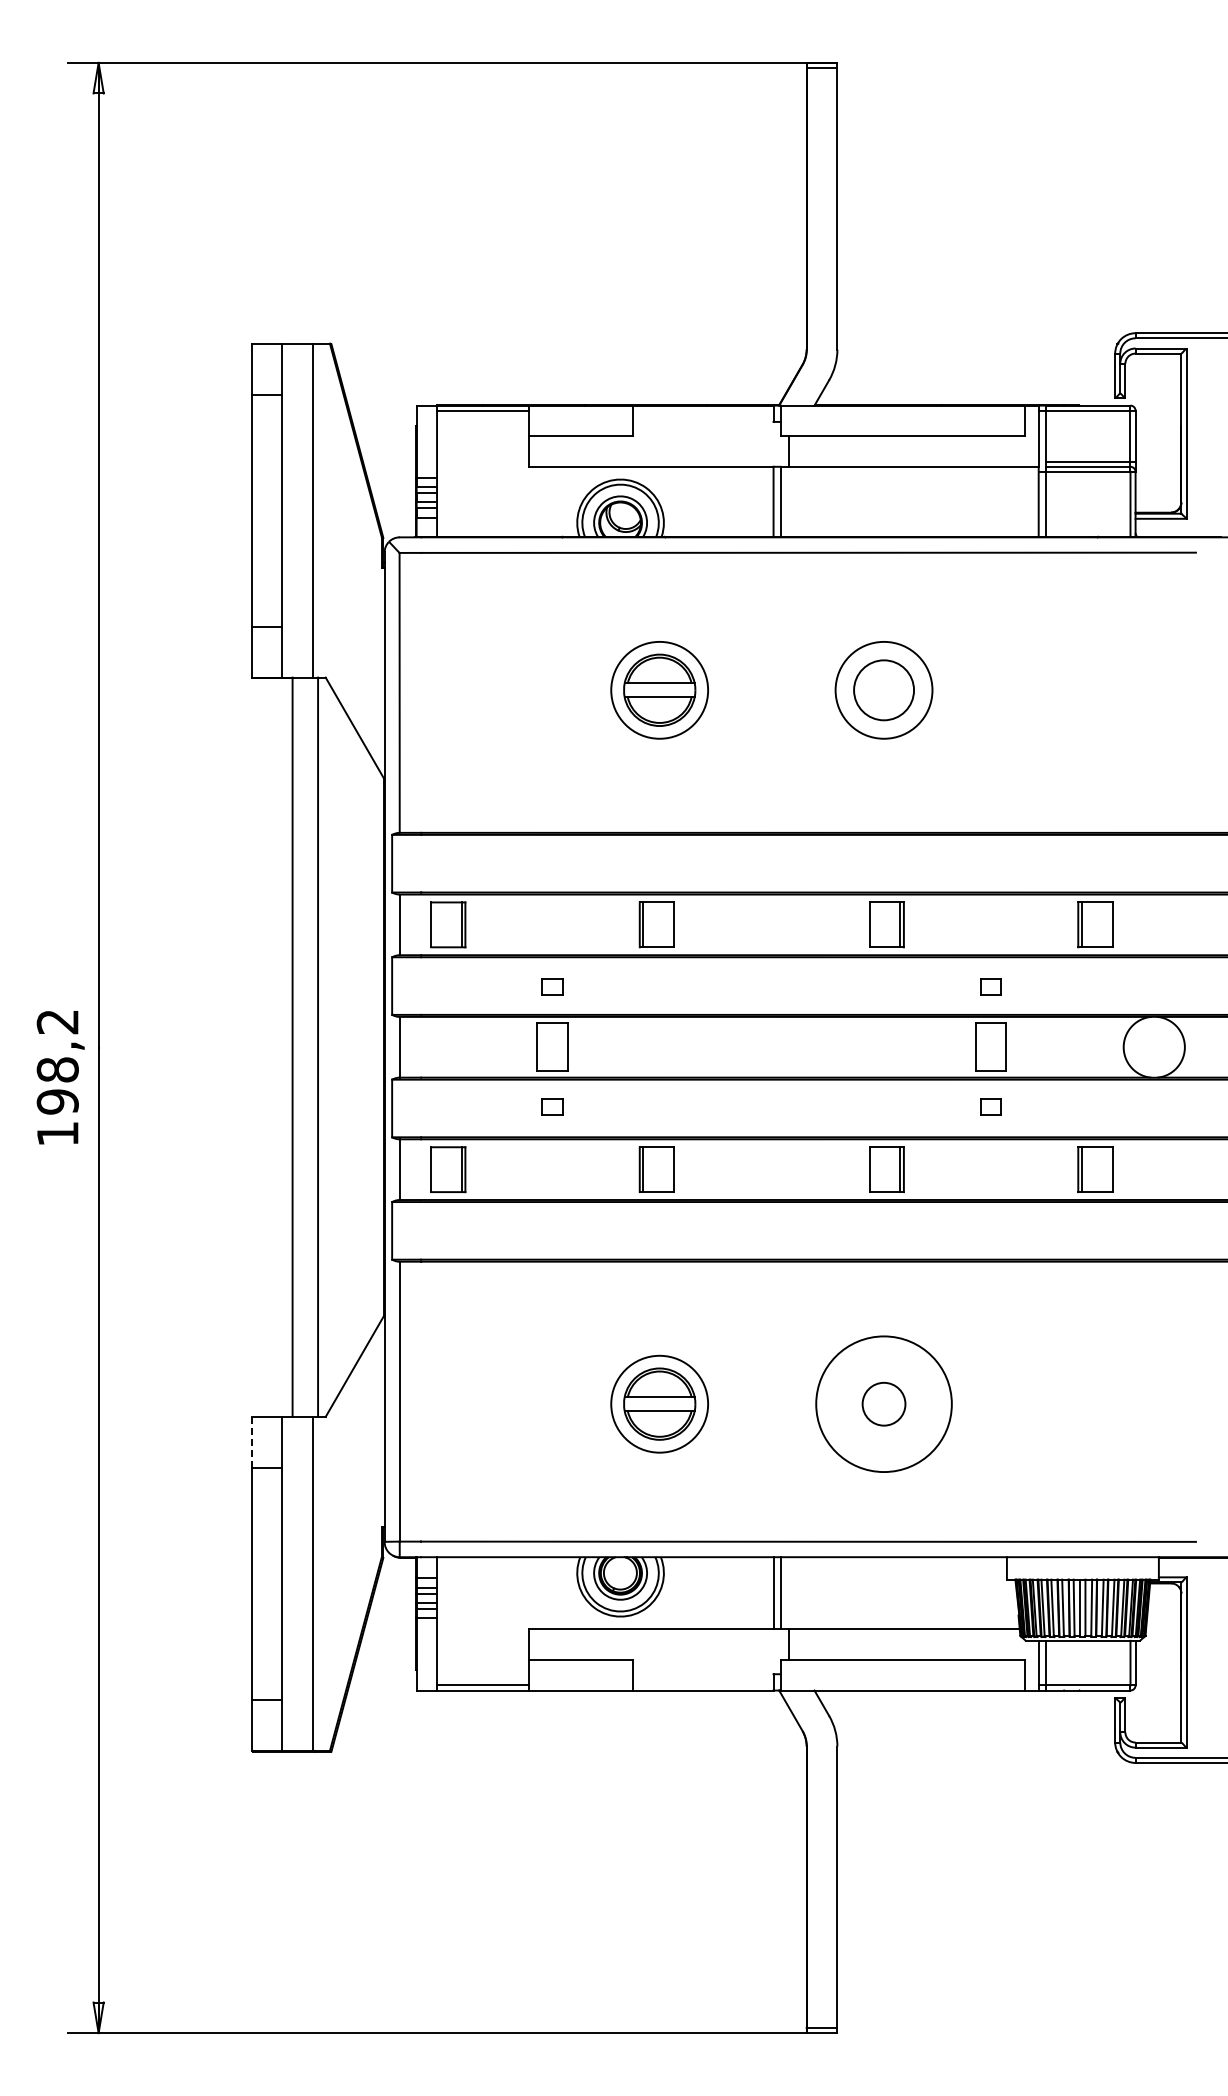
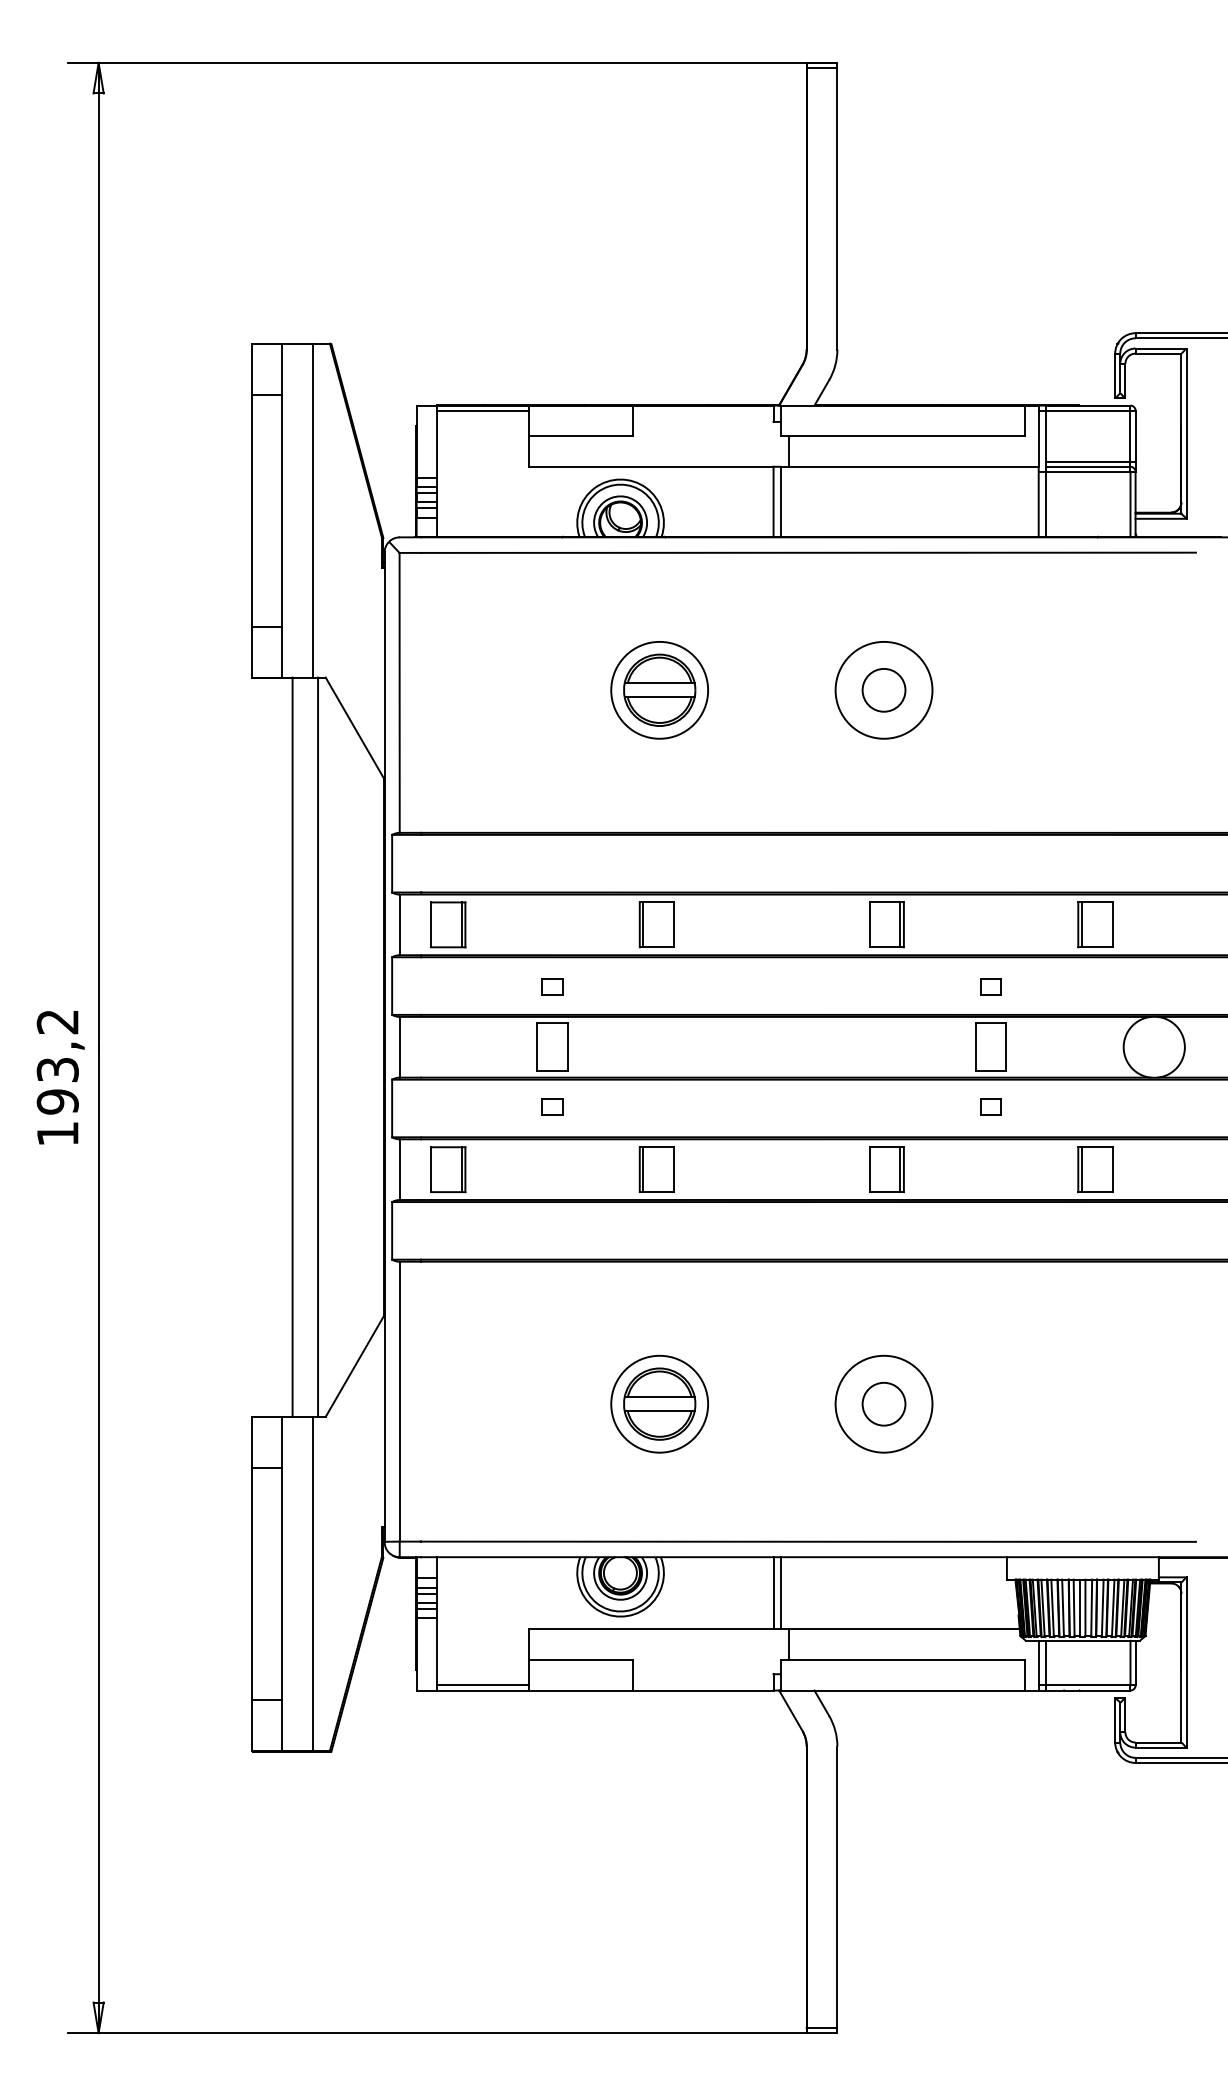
circle diameter: 60 px -> 43 px (883, 689)
text: 198,2 -> 193,2 (57, 1069)
circle diameter: 136 px -> 97 px (883, 1403)
line: dashed -> solid (251, 1442)
